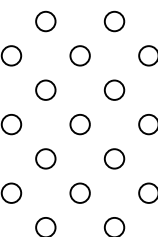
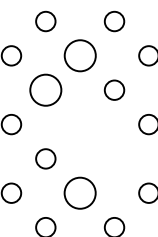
circle size: 22x22 px -> 34x34 px (79, 55)
circle diameter: 19 px -> 31 px (45, 89)
circle: present -> none (79, 124)
circle: present -> none (114, 158)
circle diameter: 19 px -> 31 px (79, 192)
